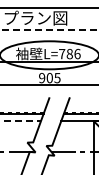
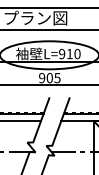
line: dashed -> solid (49, 30)
text: L=786 -> L=910 (69, 53)
line: dashed -> solid (20, 121)
